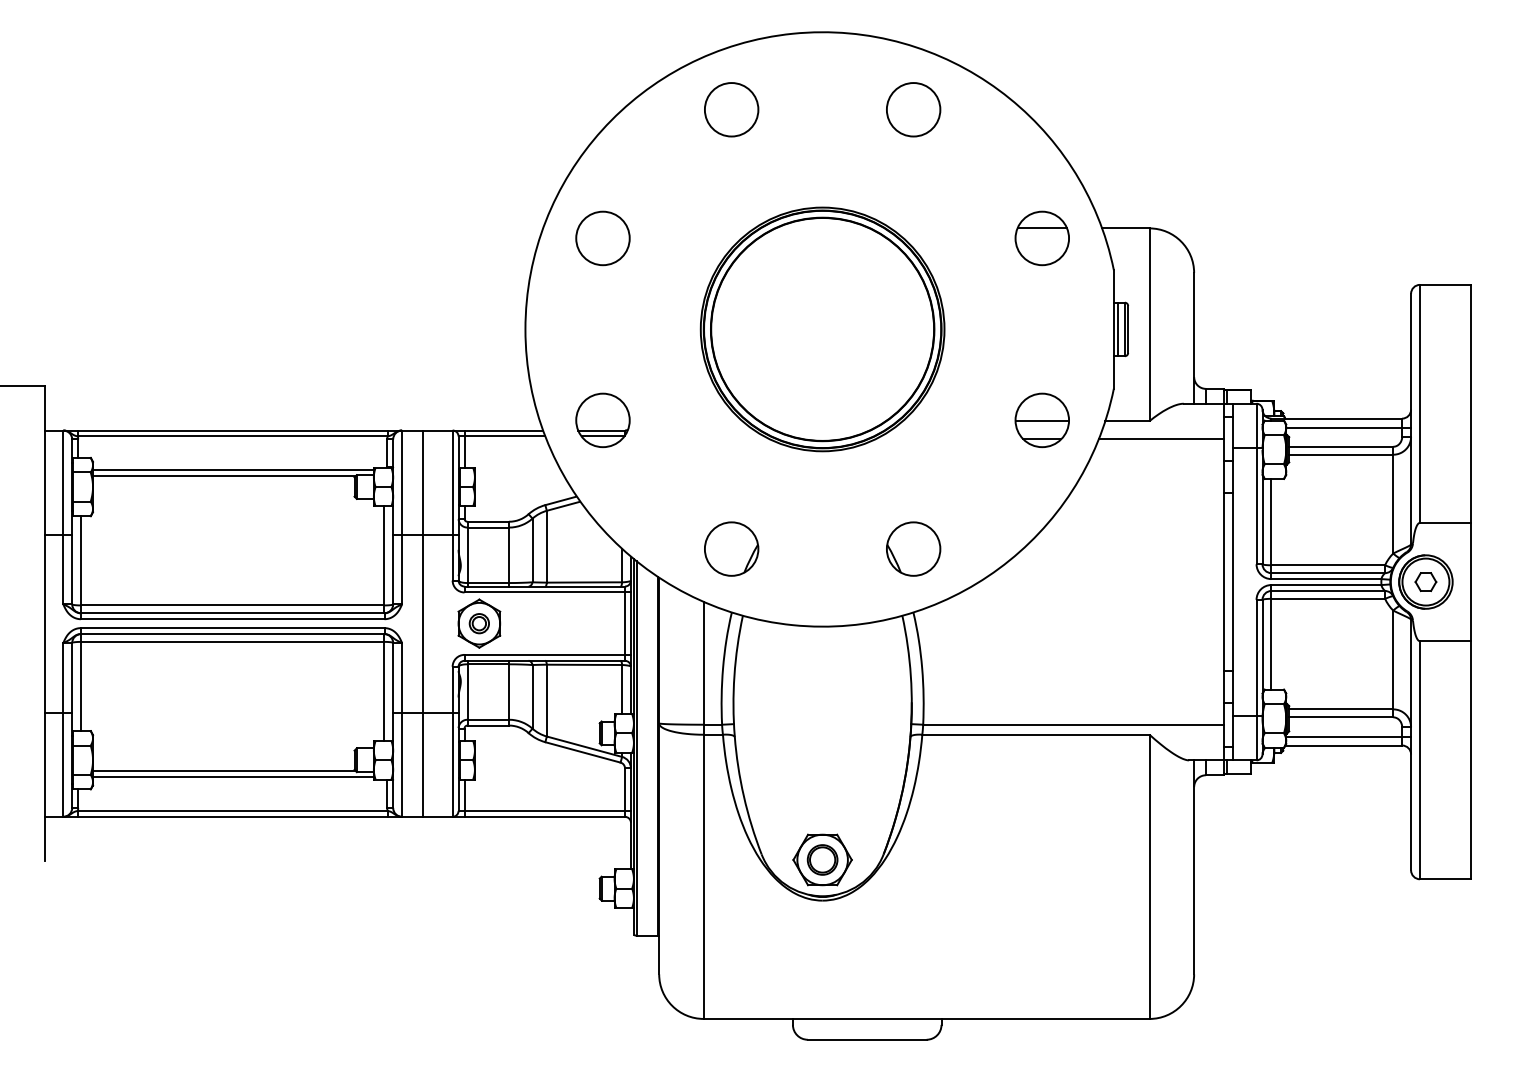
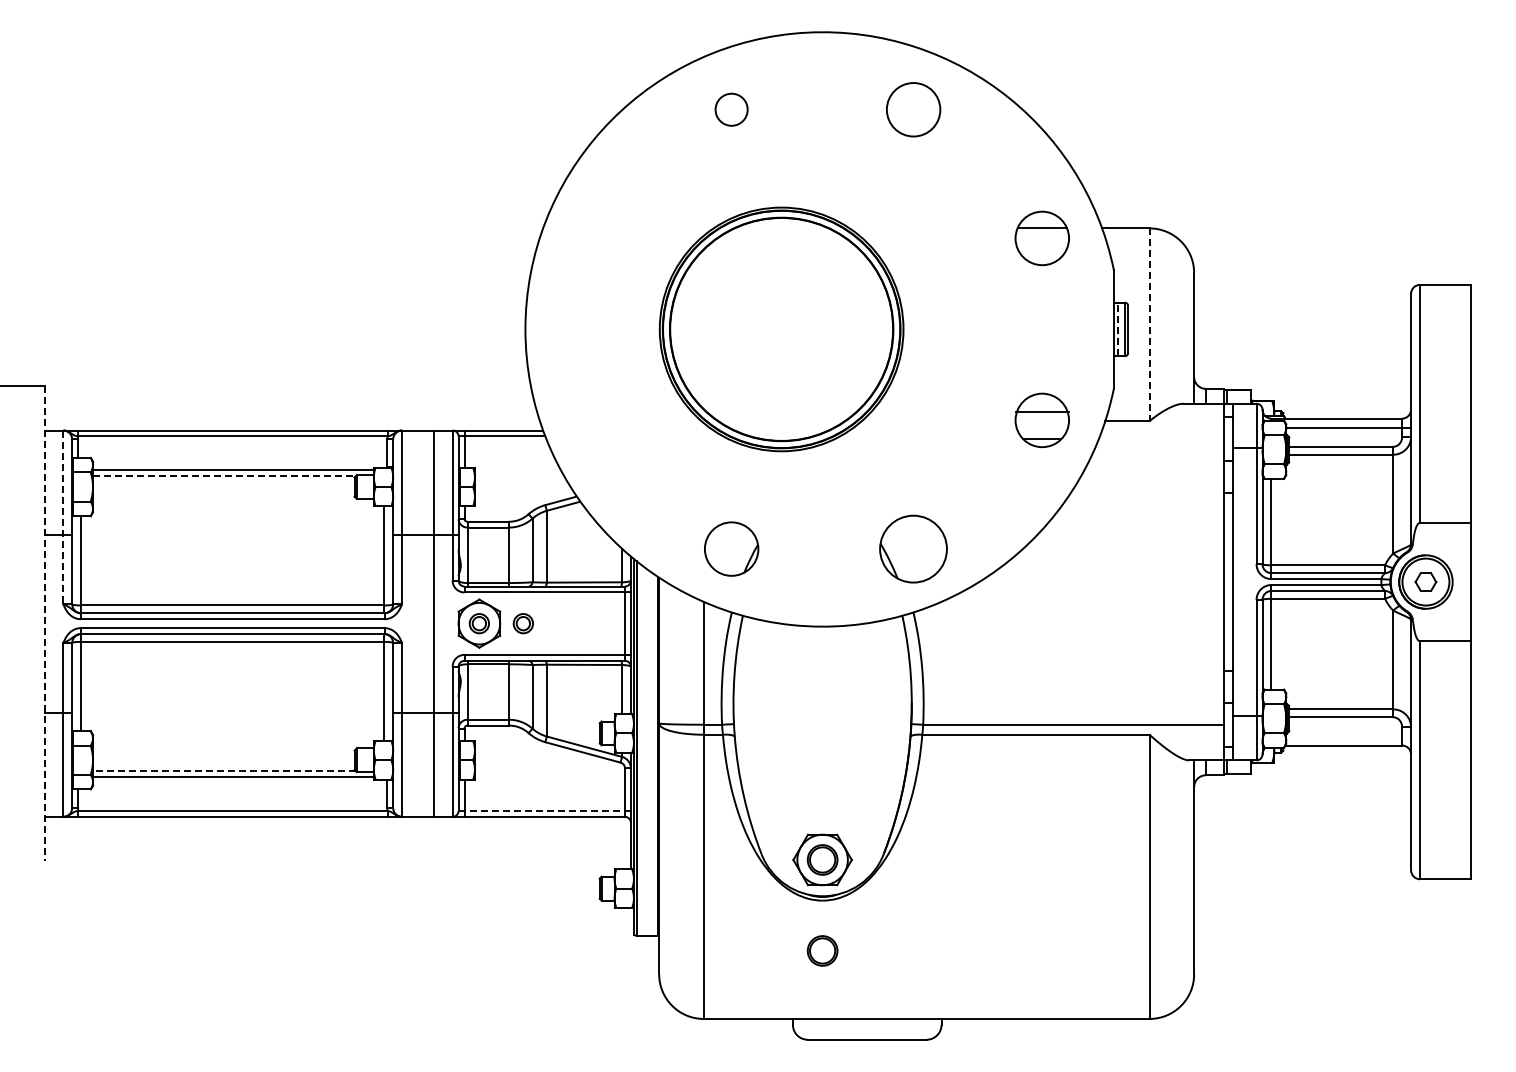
circle diameter: 53 px -> 32 px (731, 109)
circle: present -> none (602, 238)
line: solid -> dashed (1149, 325)
part position: (822, 329) -> (781, 329) (781, 329)
line: solid -> dashed (1118, 329)
part: present -> none (602, 420)
line position: (1042, 421) -> (1042, 412) (1042, 412)
line: present -> none (1160, 439)
line: solid -> dashed (224, 475)
line: solid -> dashed (63, 517)
part size: 56x56 px -> 69x70 px (913, 548)
line: solid -> dashed (45, 623)
line position: (422, 623) -> (433, 623) (433, 623)
part: none -> present (522, 623)
line: present -> none (1348, 736)
line: solid -> dashed (224, 771)
line: solid -> dashed (544, 810)
part: none -> present (822, 950)
